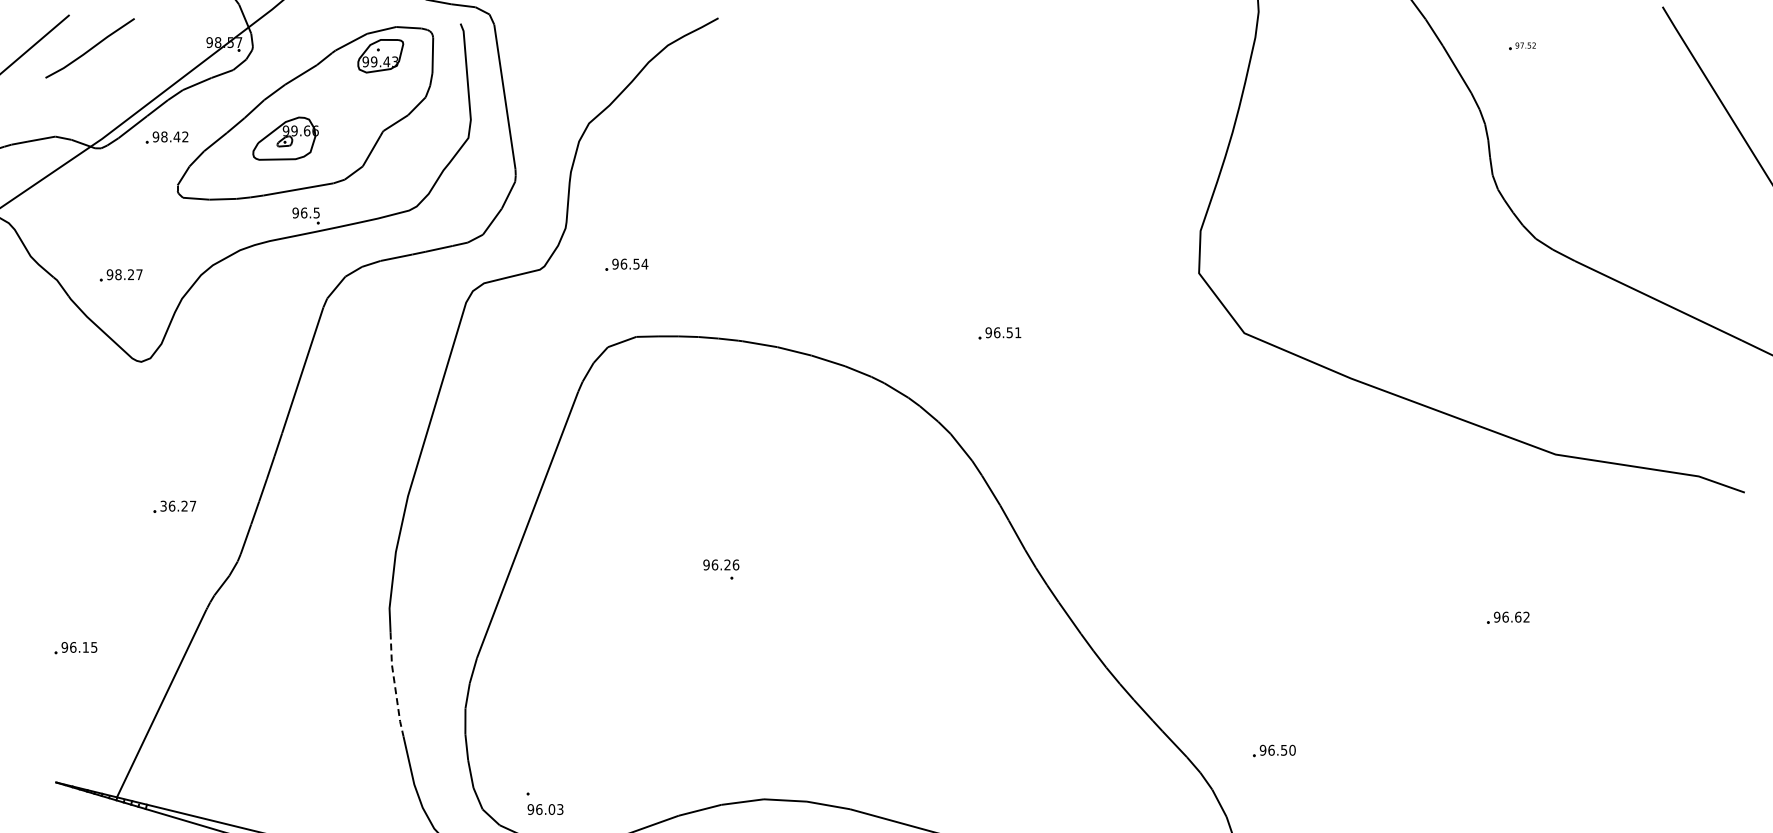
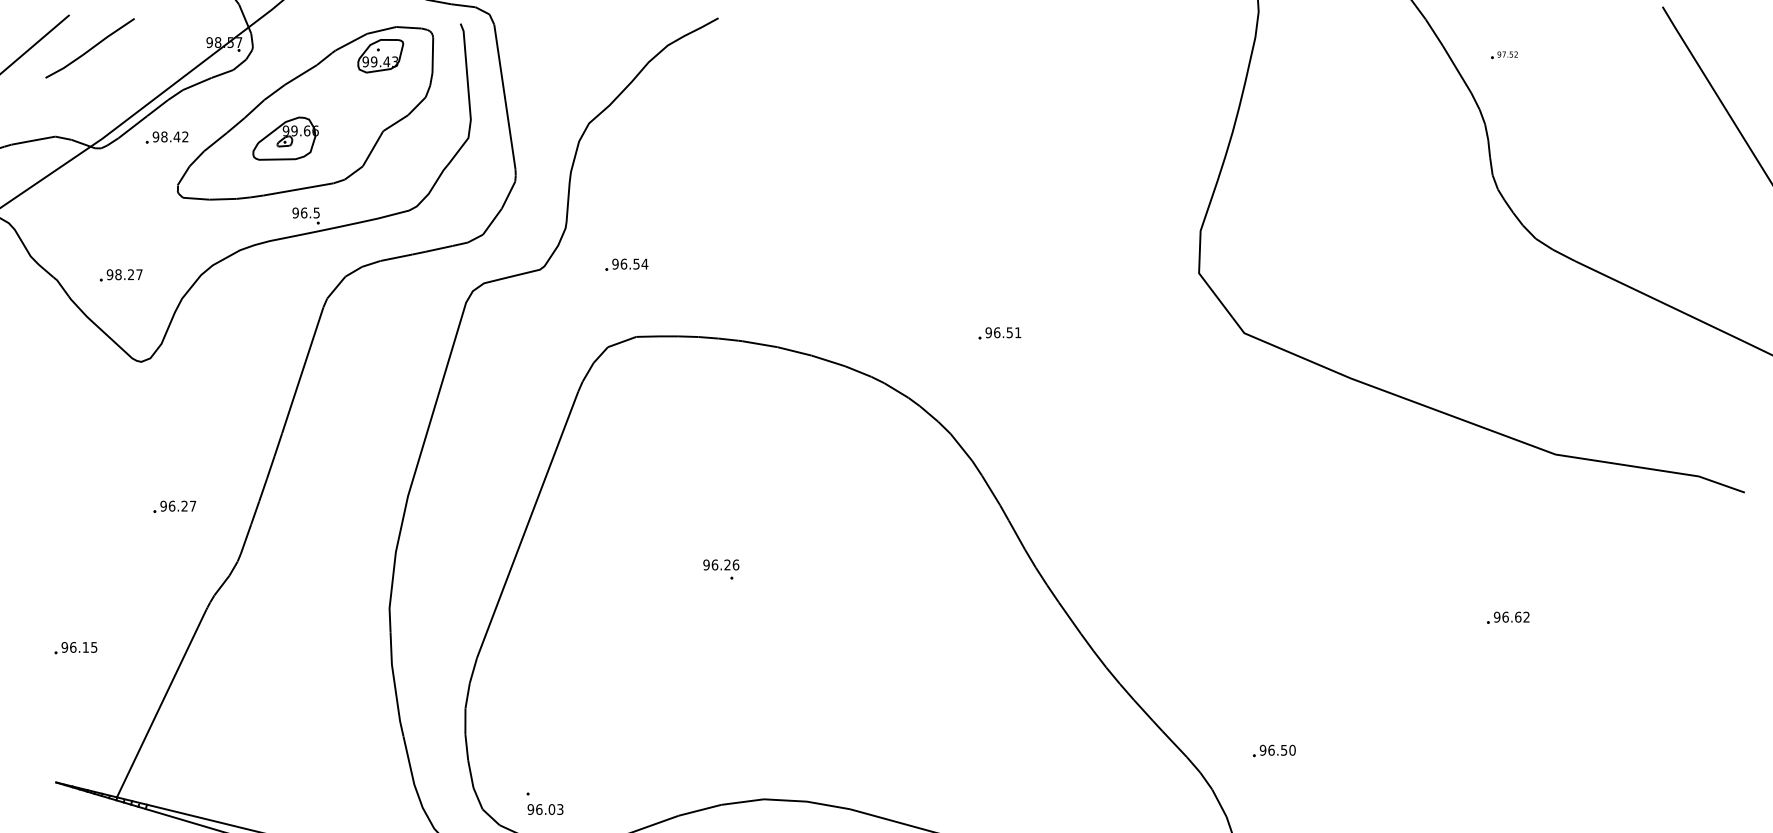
text position: (1522, 46) -> (1504, 55) (1504, 55)
text: 36.27 -> 96.27 (163, 505)
line: dashed -> solid (394, 685)
